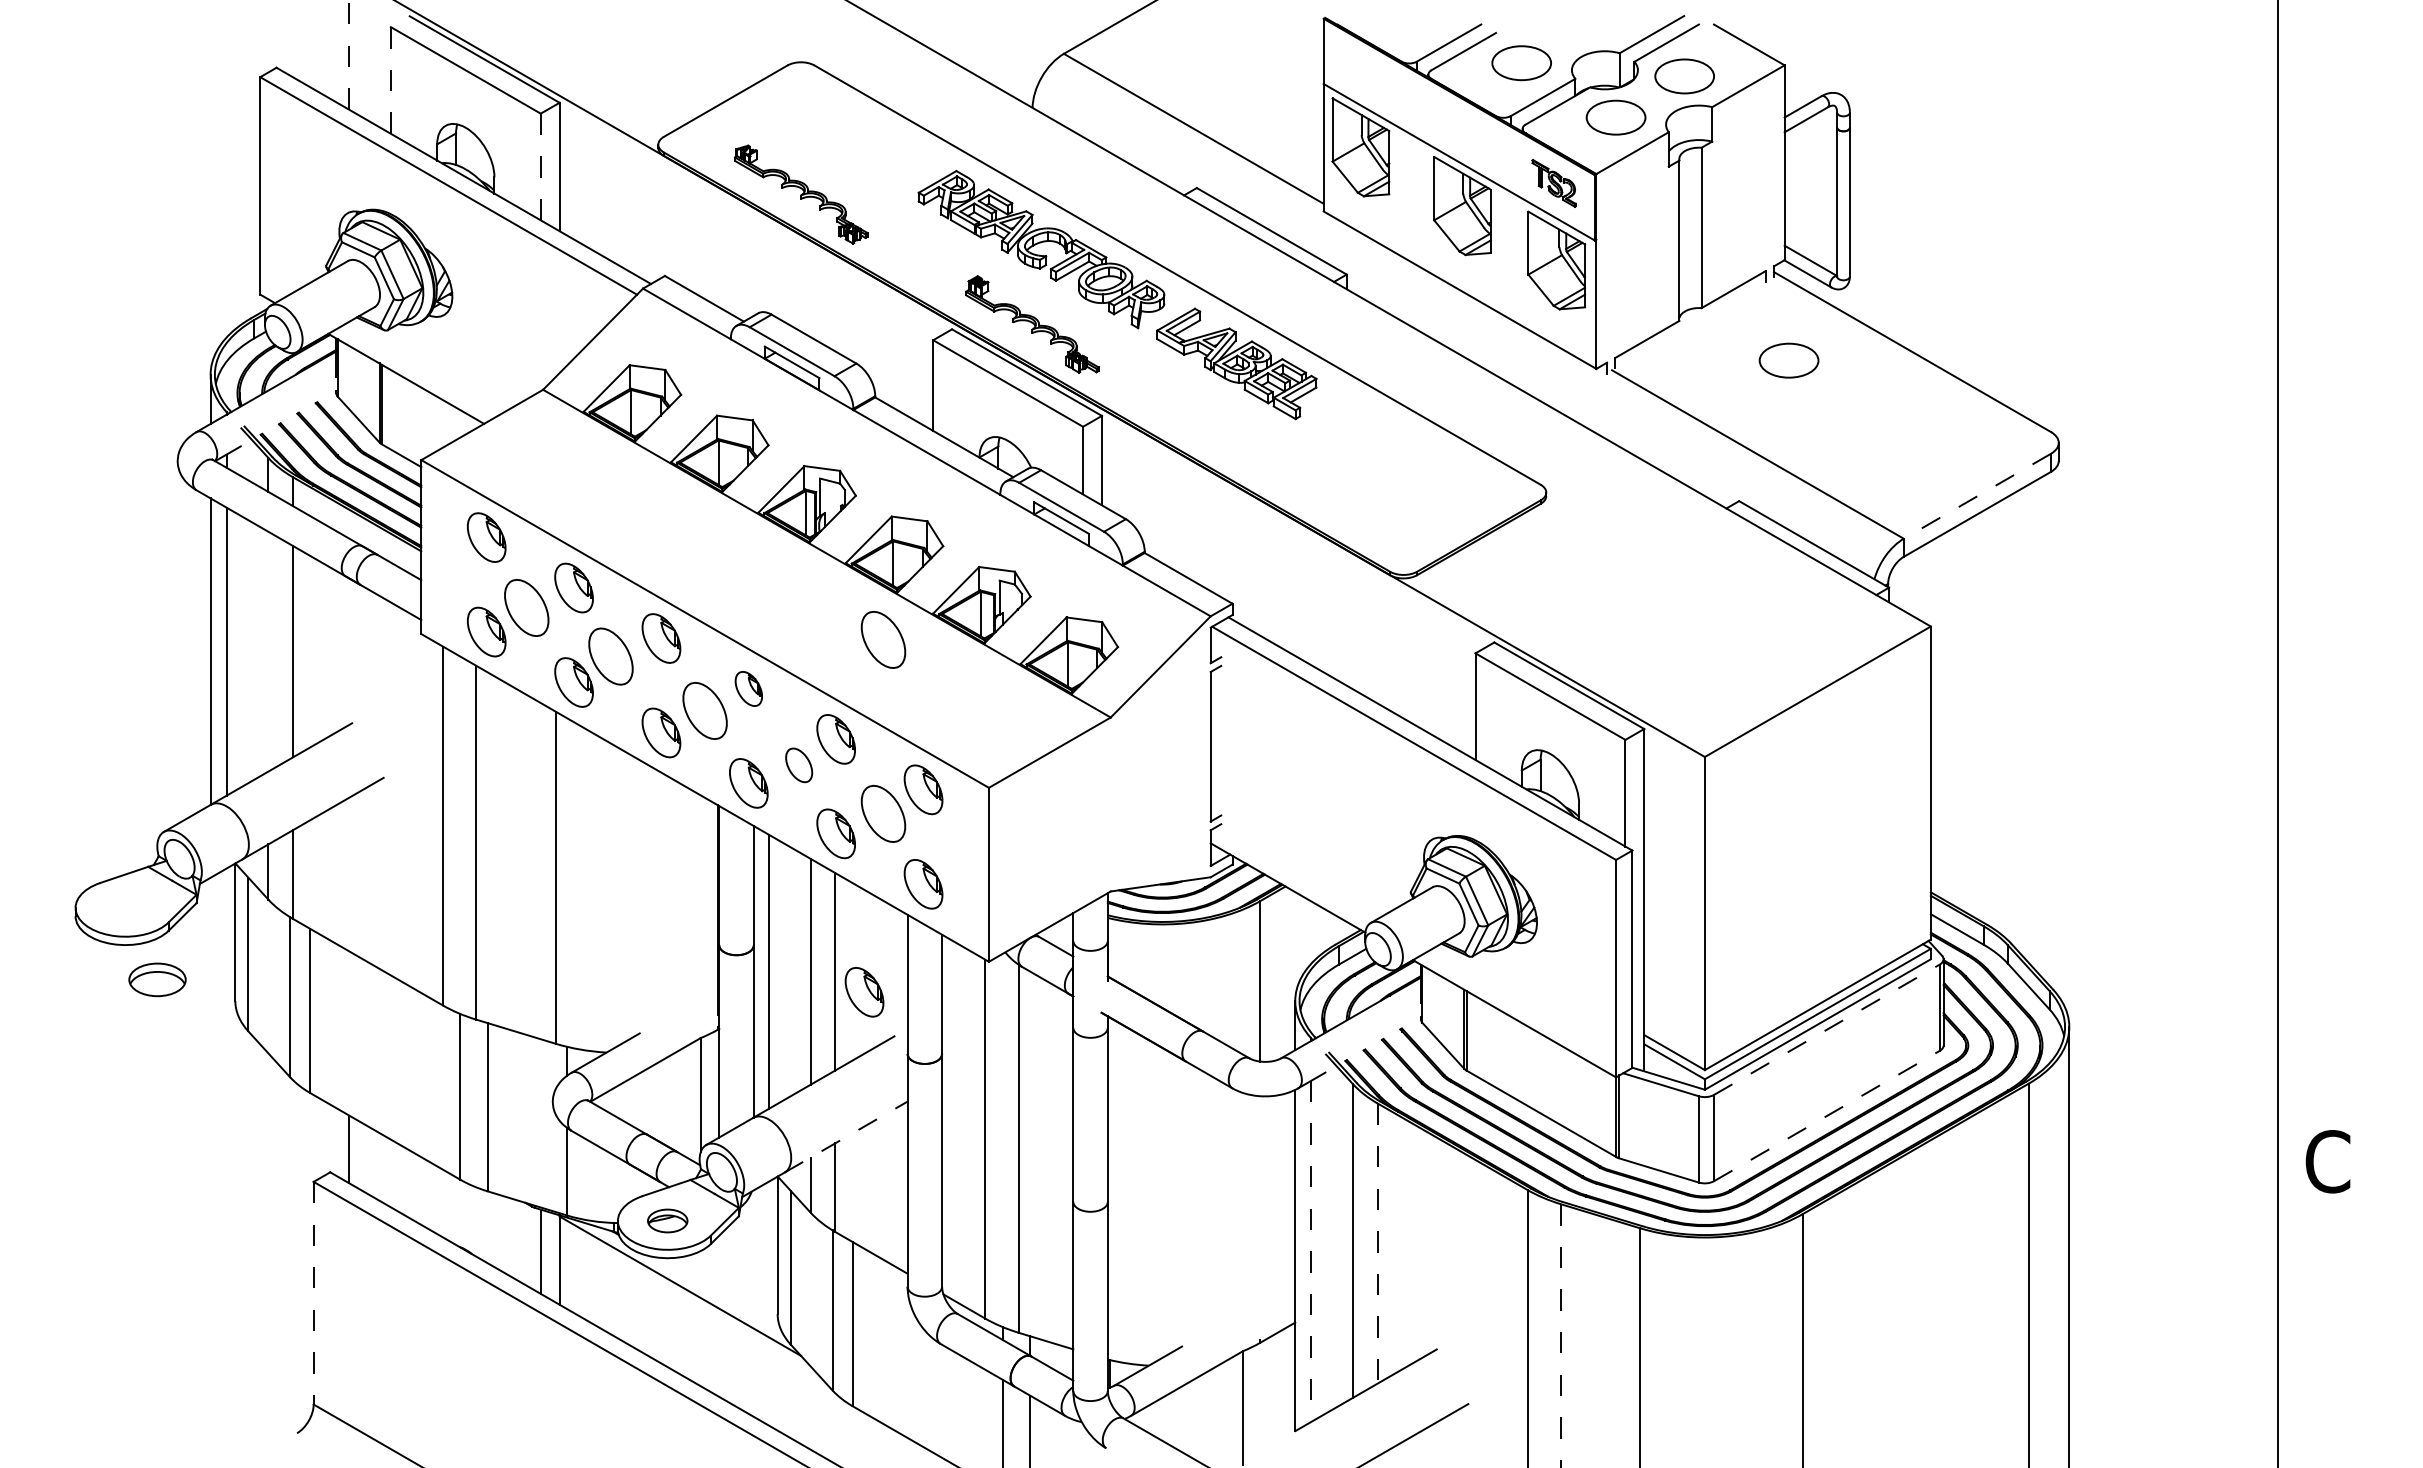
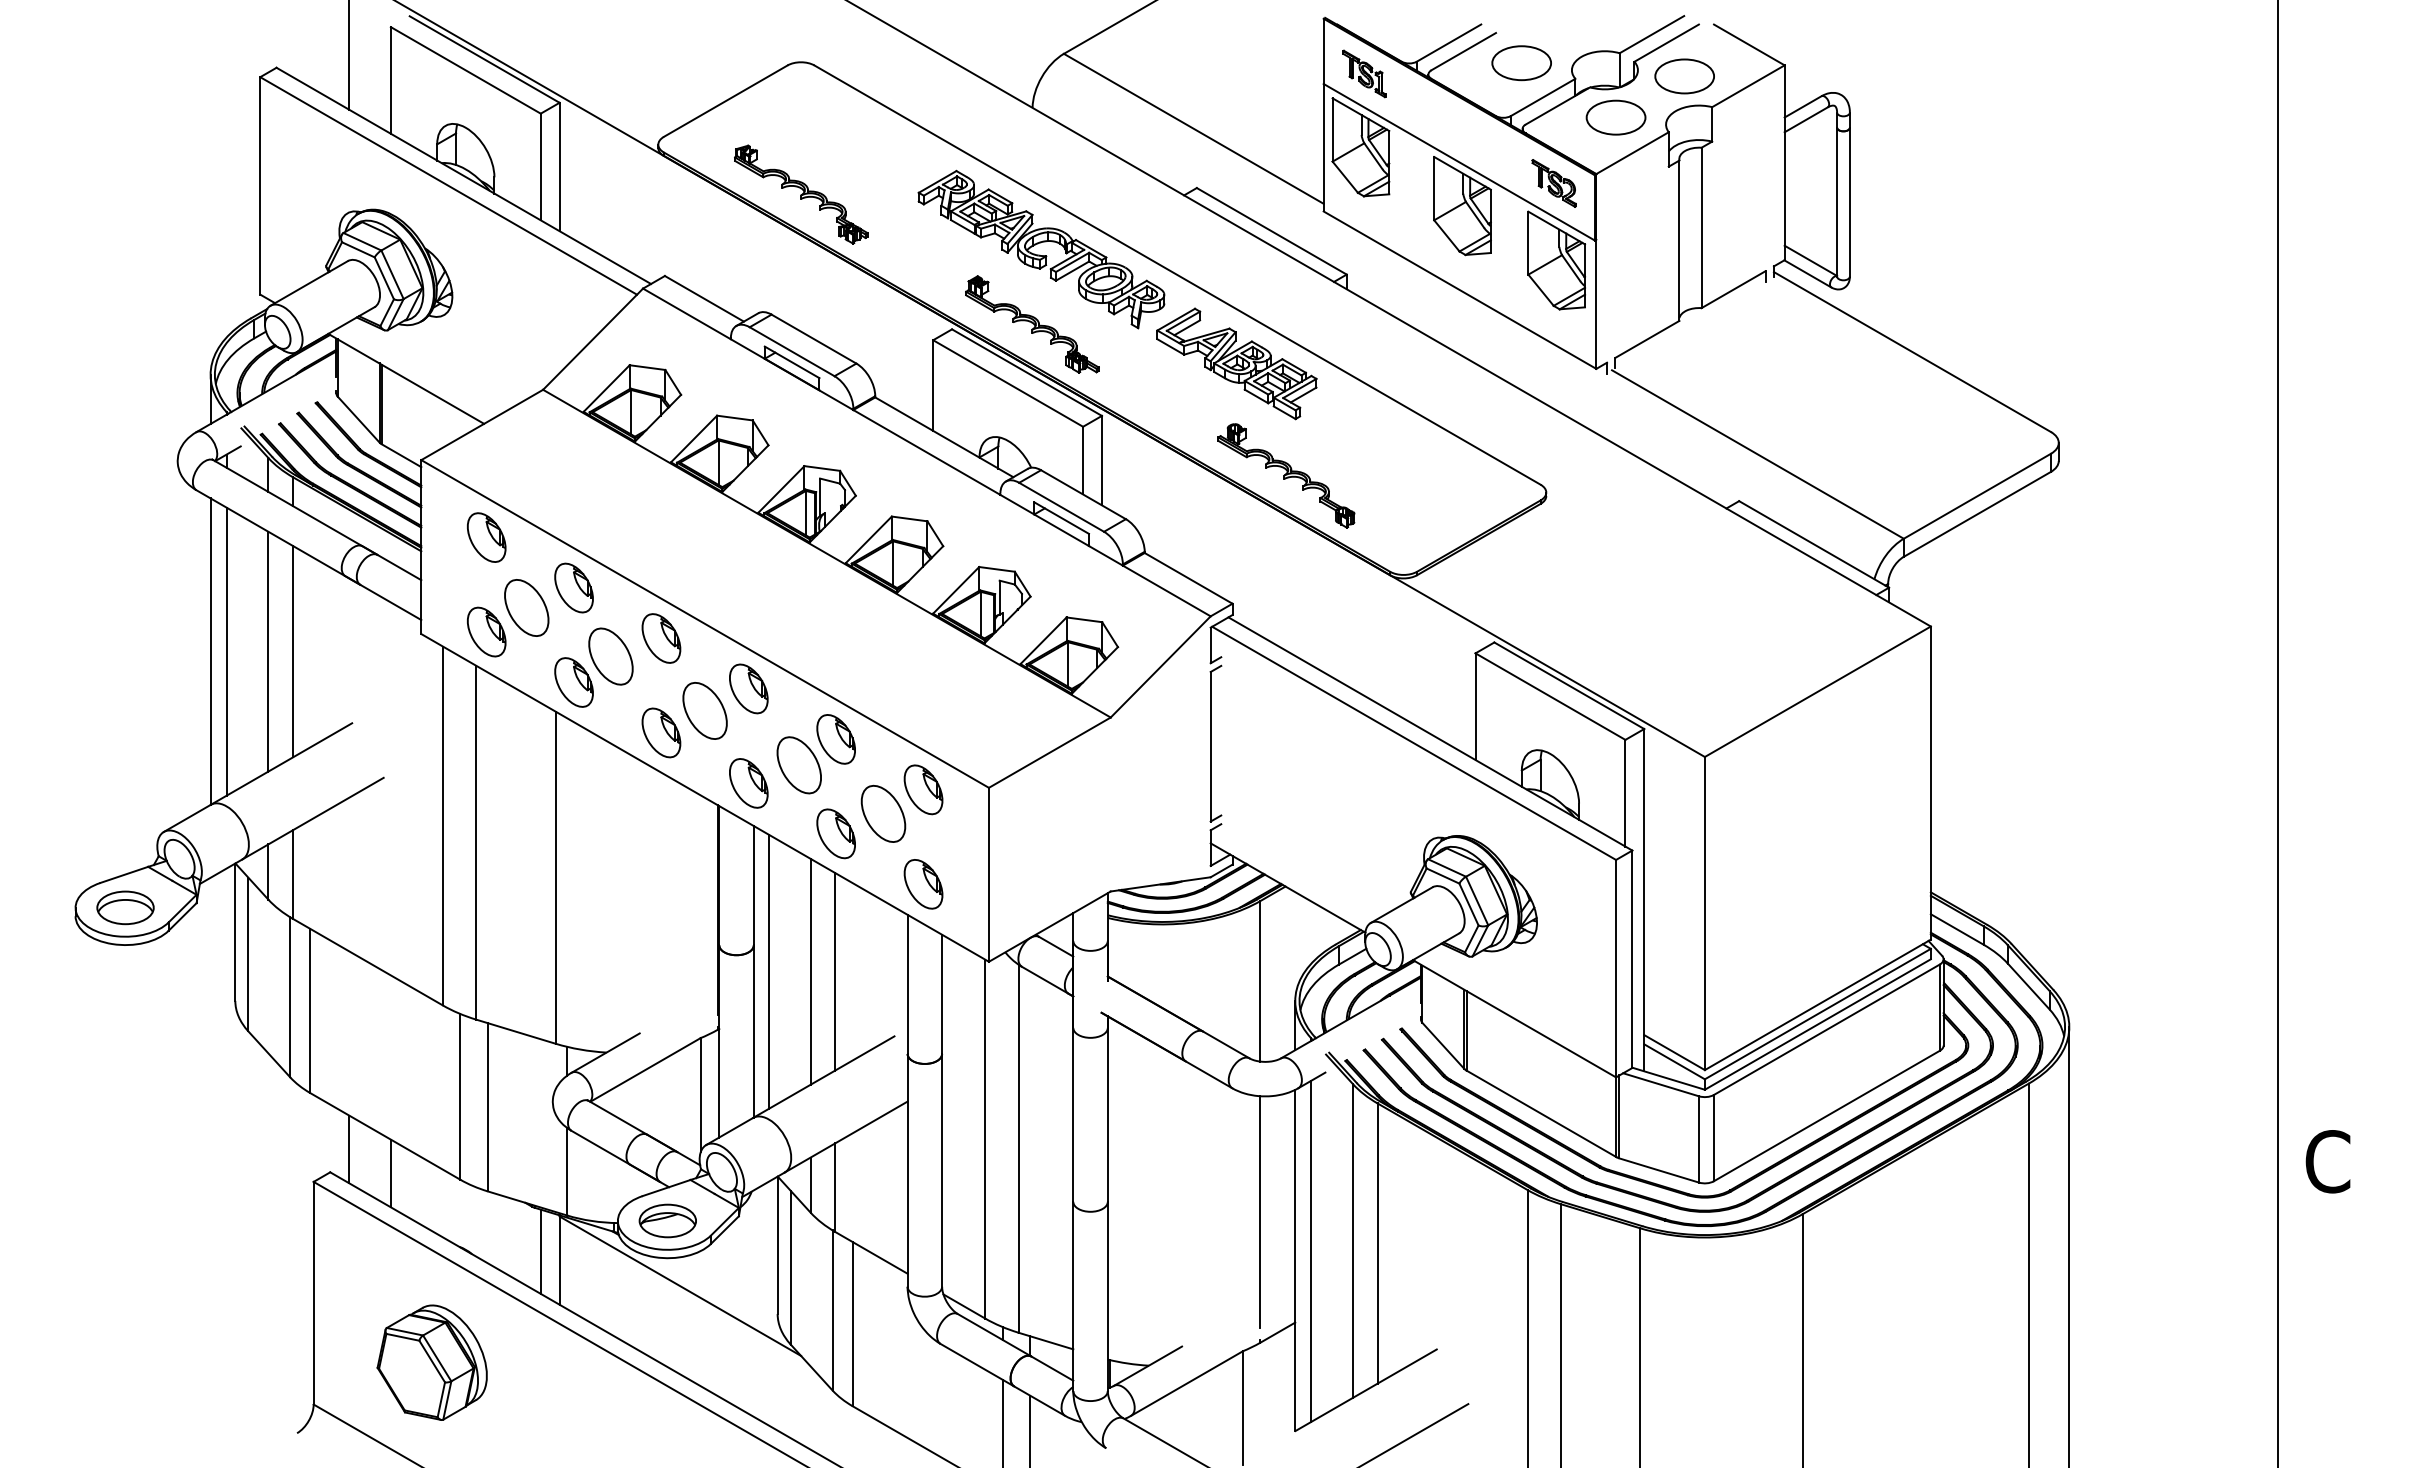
line: dashed -> solid (349, 54)
part: none -> present (1364, 73)
line: dashed -> solid (390, 79)
line: dashed -> solid (540, 167)
part: present -> none (1788, 360)
part: none -> present (1286, 475)
line: dashed -> solid (1977, 496)
part: present -> none (883, 639)
line: none -> present (268, 651)
part size: 29x36 px -> 40x52 px (748, 688)
part size: 29x37 px -> 46x59 px (798, 765)
part position: (157, 979) -> (125, 907) (125, 907)
part: present -> none (864, 992)
line: dashed -> solid (1827, 1029)
line: dashed -> solid (1827, 1115)
line: dashed -> solid (846, 1137)
line: none -> present (390, 1173)
line: none -> present (1260, 1211)
part size: 42x26 px -> 59x36 px (667, 1220)
line: dashed -> solid (1377, 1244)
line: dashed -> solid (1311, 1251)
line: dashed -> solid (313, 1293)
line: dashed -> solid (1560, 1336)
part: none -> present (431, 1362)
